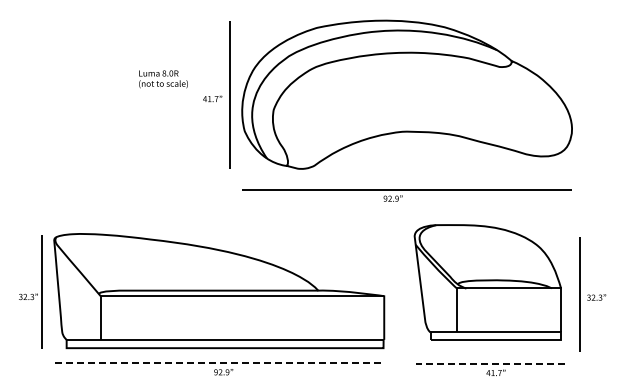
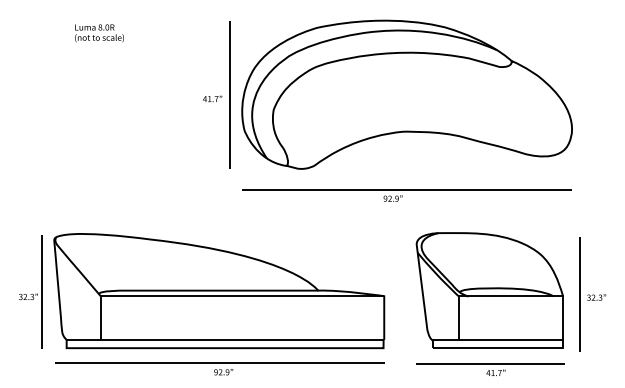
text position: (163, 79) -> (99, 33) (99, 33)
part position: (487, 282) -> (489, 290) (489, 290)
line: dashed -> solid (220, 363)
line: dashed -> solid (489, 363)
